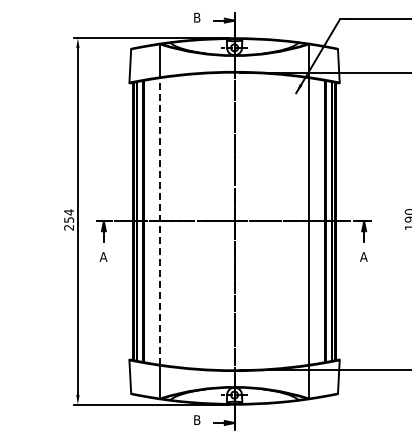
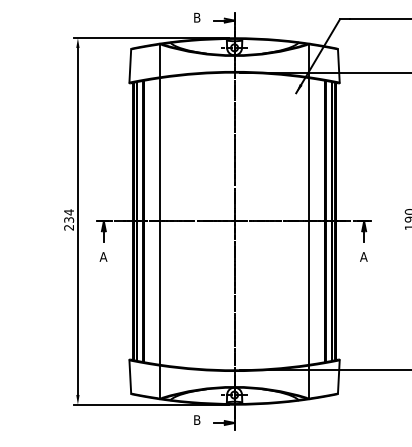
text: 254 -> 234 (68, 219)
line: dashed -> solid (160, 220)
